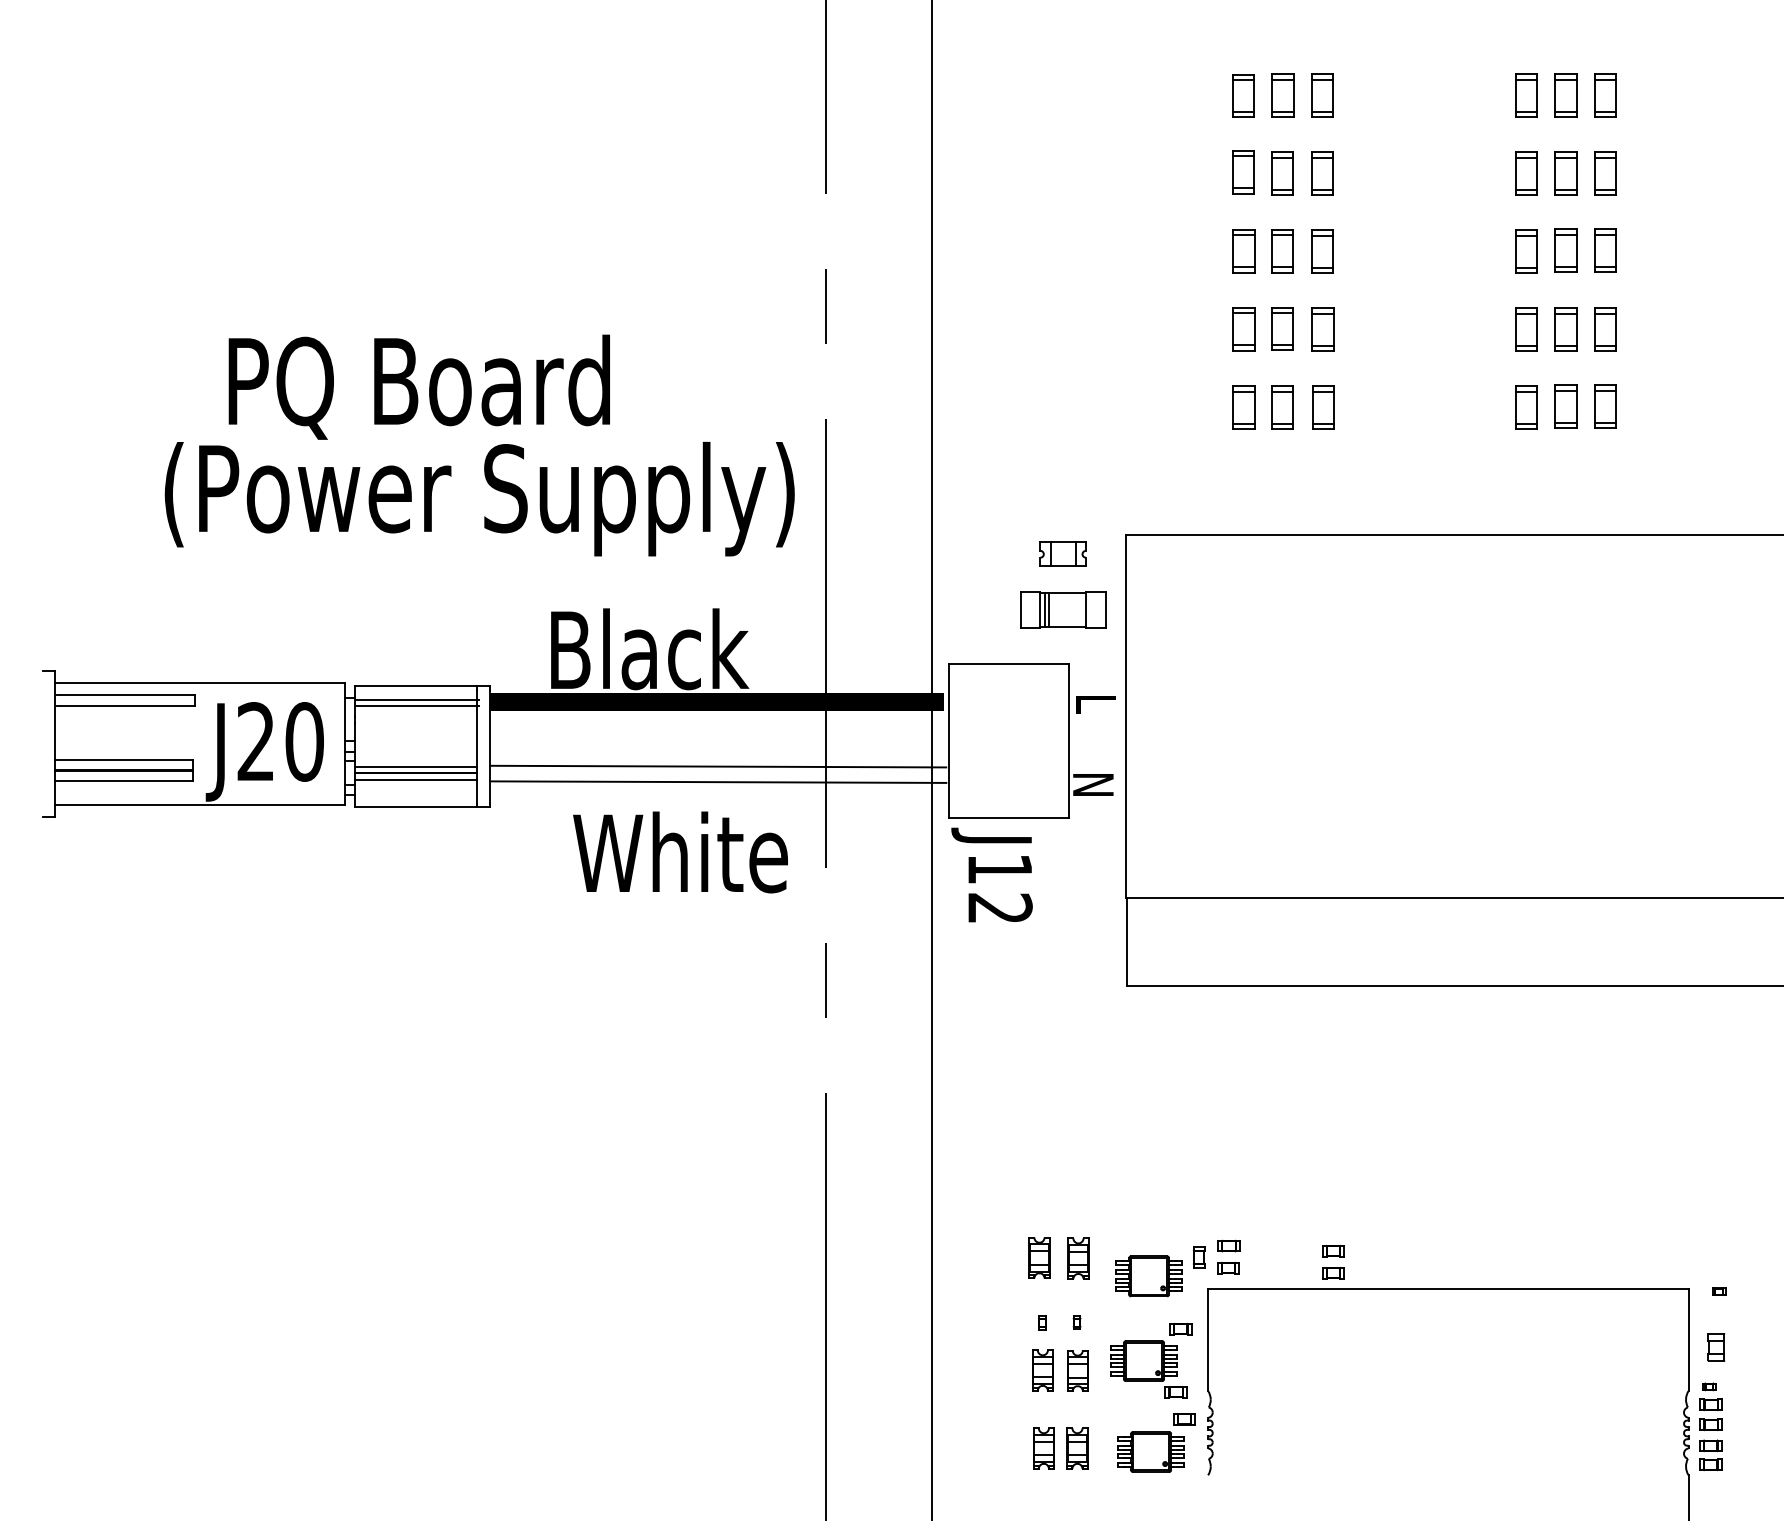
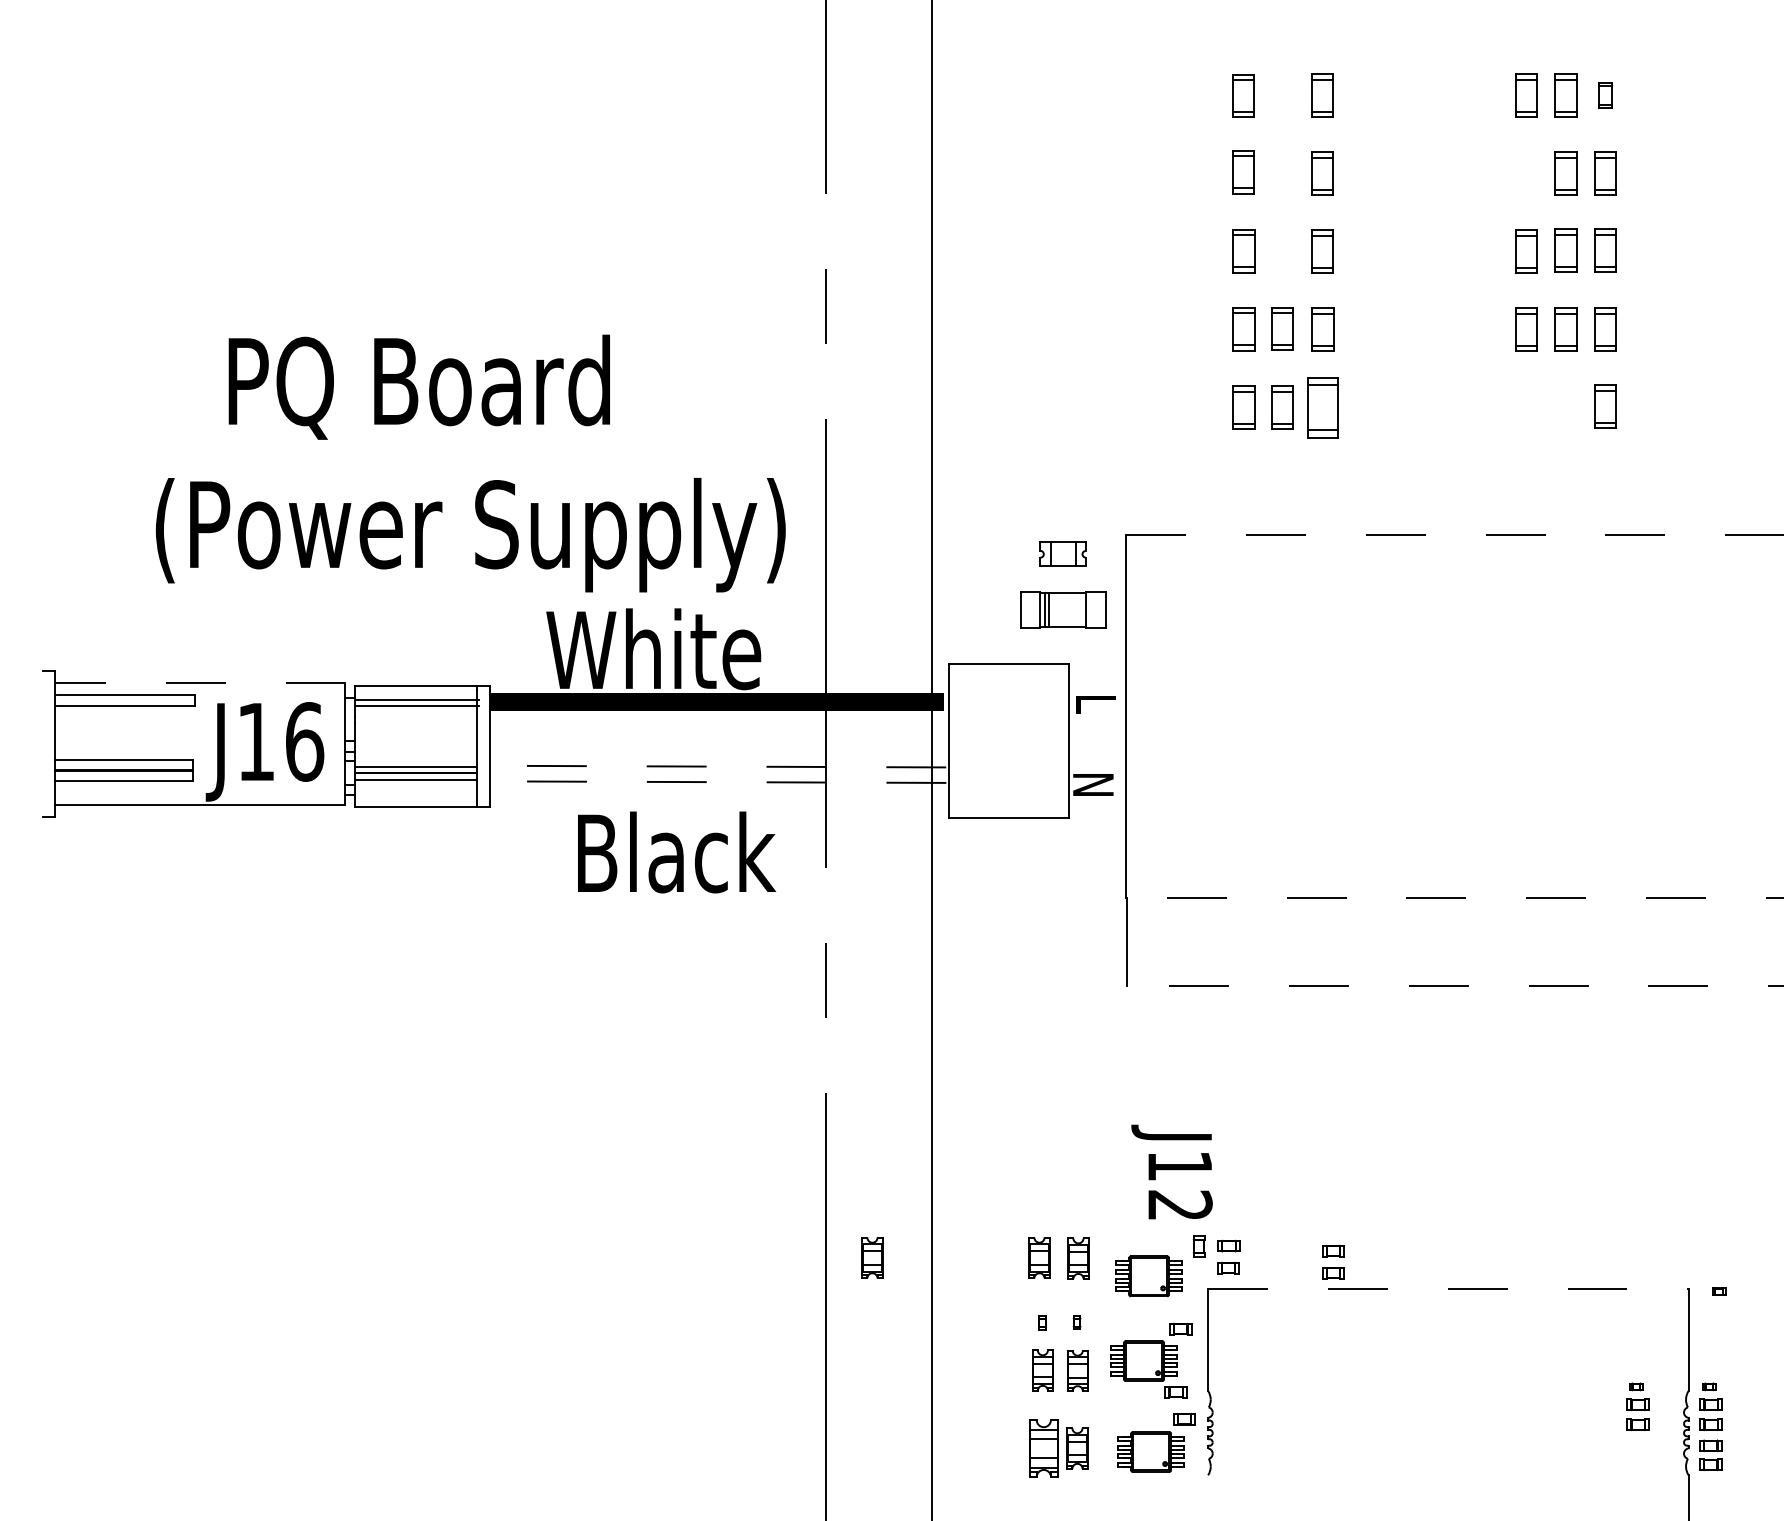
part: present -> none (1282, 95)
part size: 23x45 px -> 15x27 px (1605, 95)
part: present -> none (1282, 173)
part: present -> none (1526, 173)
part: present -> none (1282, 251)
part: present -> none (1565, 406)
part size: 23x45 px -> 32x62 px (1322, 407)
part: present -> none (1526, 407)
text position: (479, 499) -> (470, 535) (470, 535)
line: solid -> dashed (1455, 534)
text: Black -> White (653, 649)
line: solid -> dashed (199, 683)
text: J20 -> J16 (280, 741)
line: solid -> dashed (717, 766)
line: solid -> dashed (717, 782)
text: White -> Black (680, 852)
text position: (991, 874) -> (1171, 1171) (1171, 1171)
line: solid -> dashed (1455, 897)
line: solid -> dashed (1455, 986)
part: none -> present (872, 1257)
part position: (1198, 1257) -> (1198, 1246) (1198, 1246)
line: solid -> dashed (1448, 1288)
part: present -> none (1716, 1347)
part: none -> present (1637, 1406)
part size: 22x43 px -> 30x59 px (1043, 1448)
